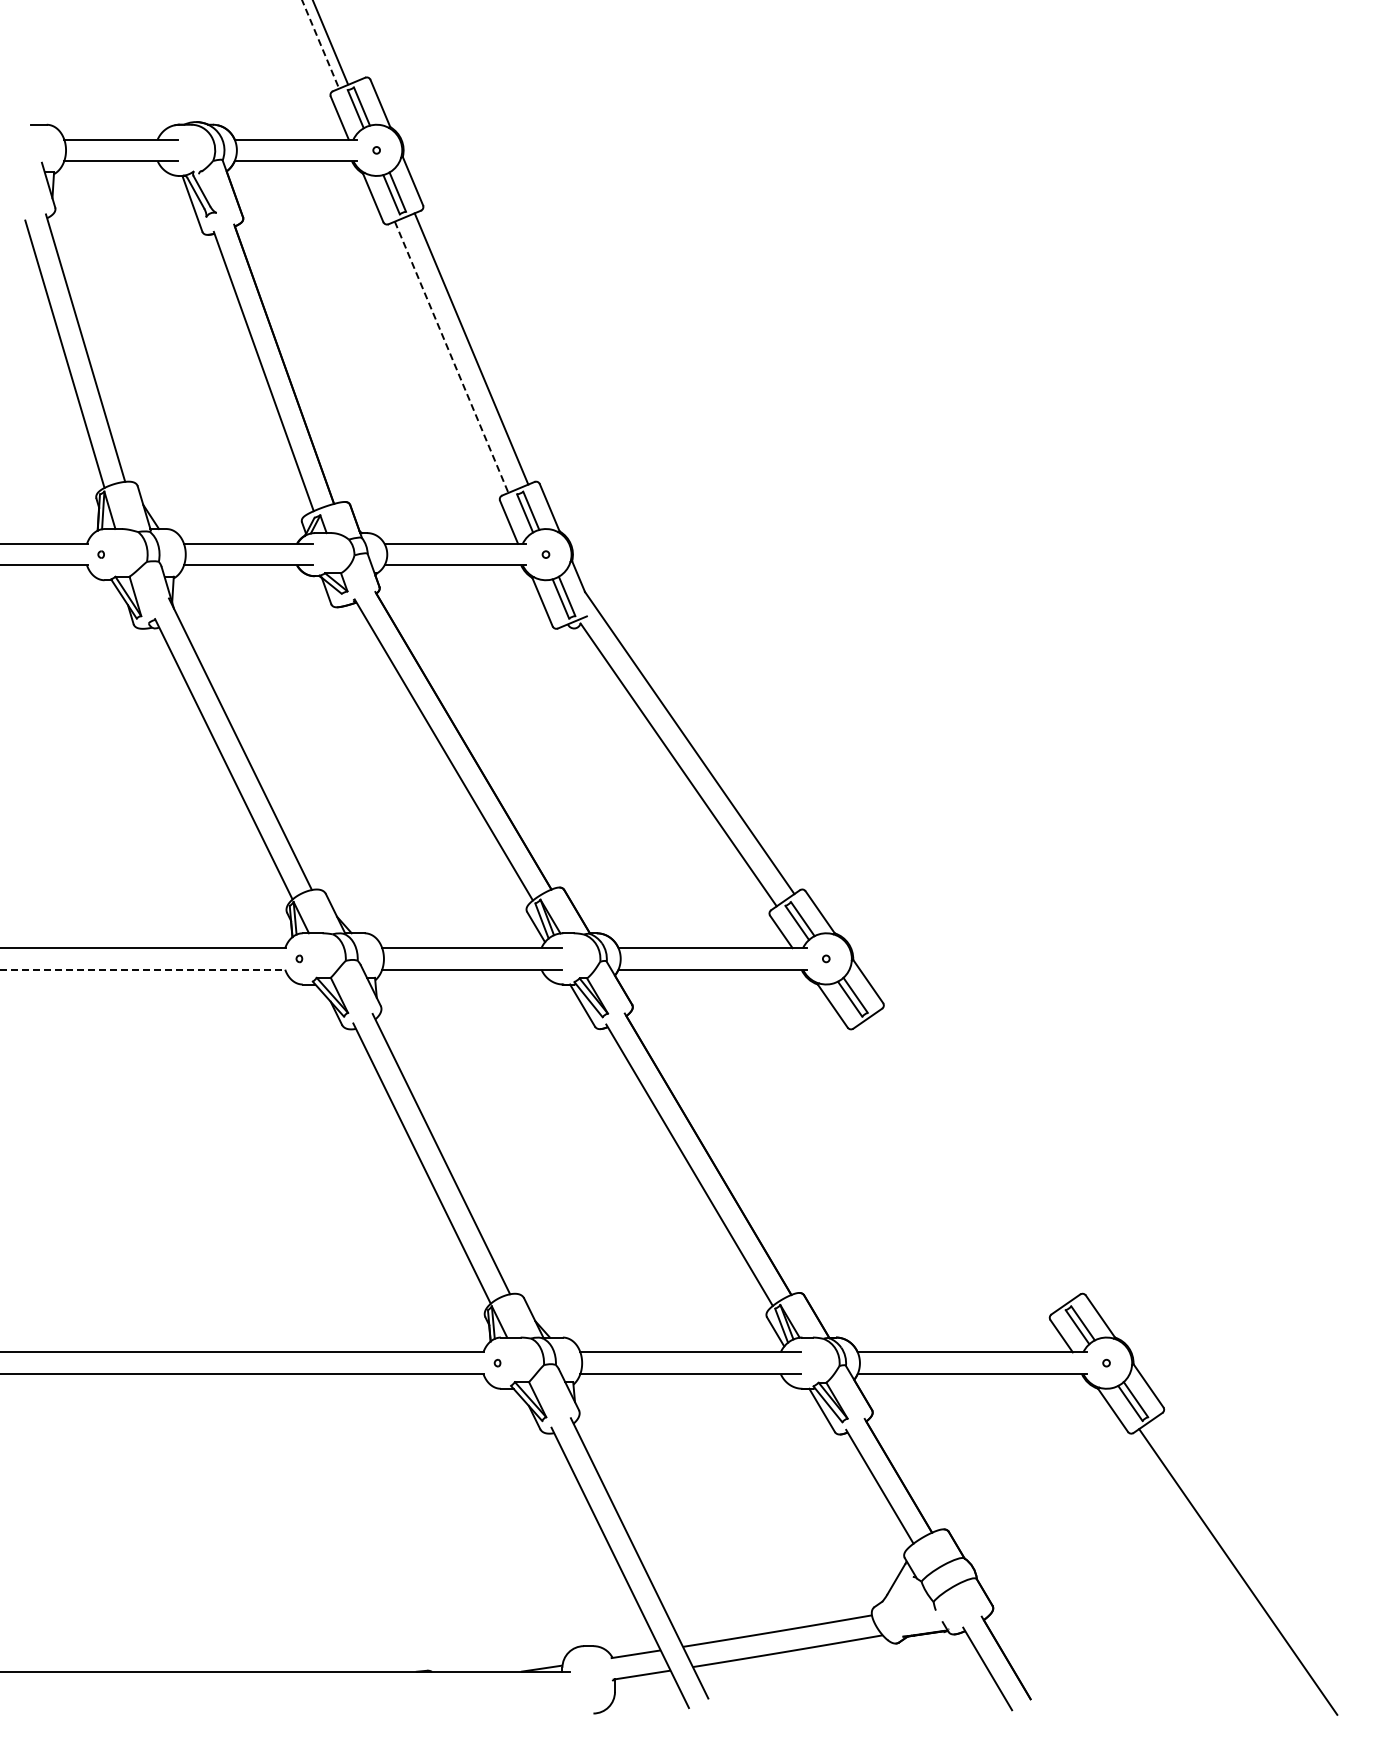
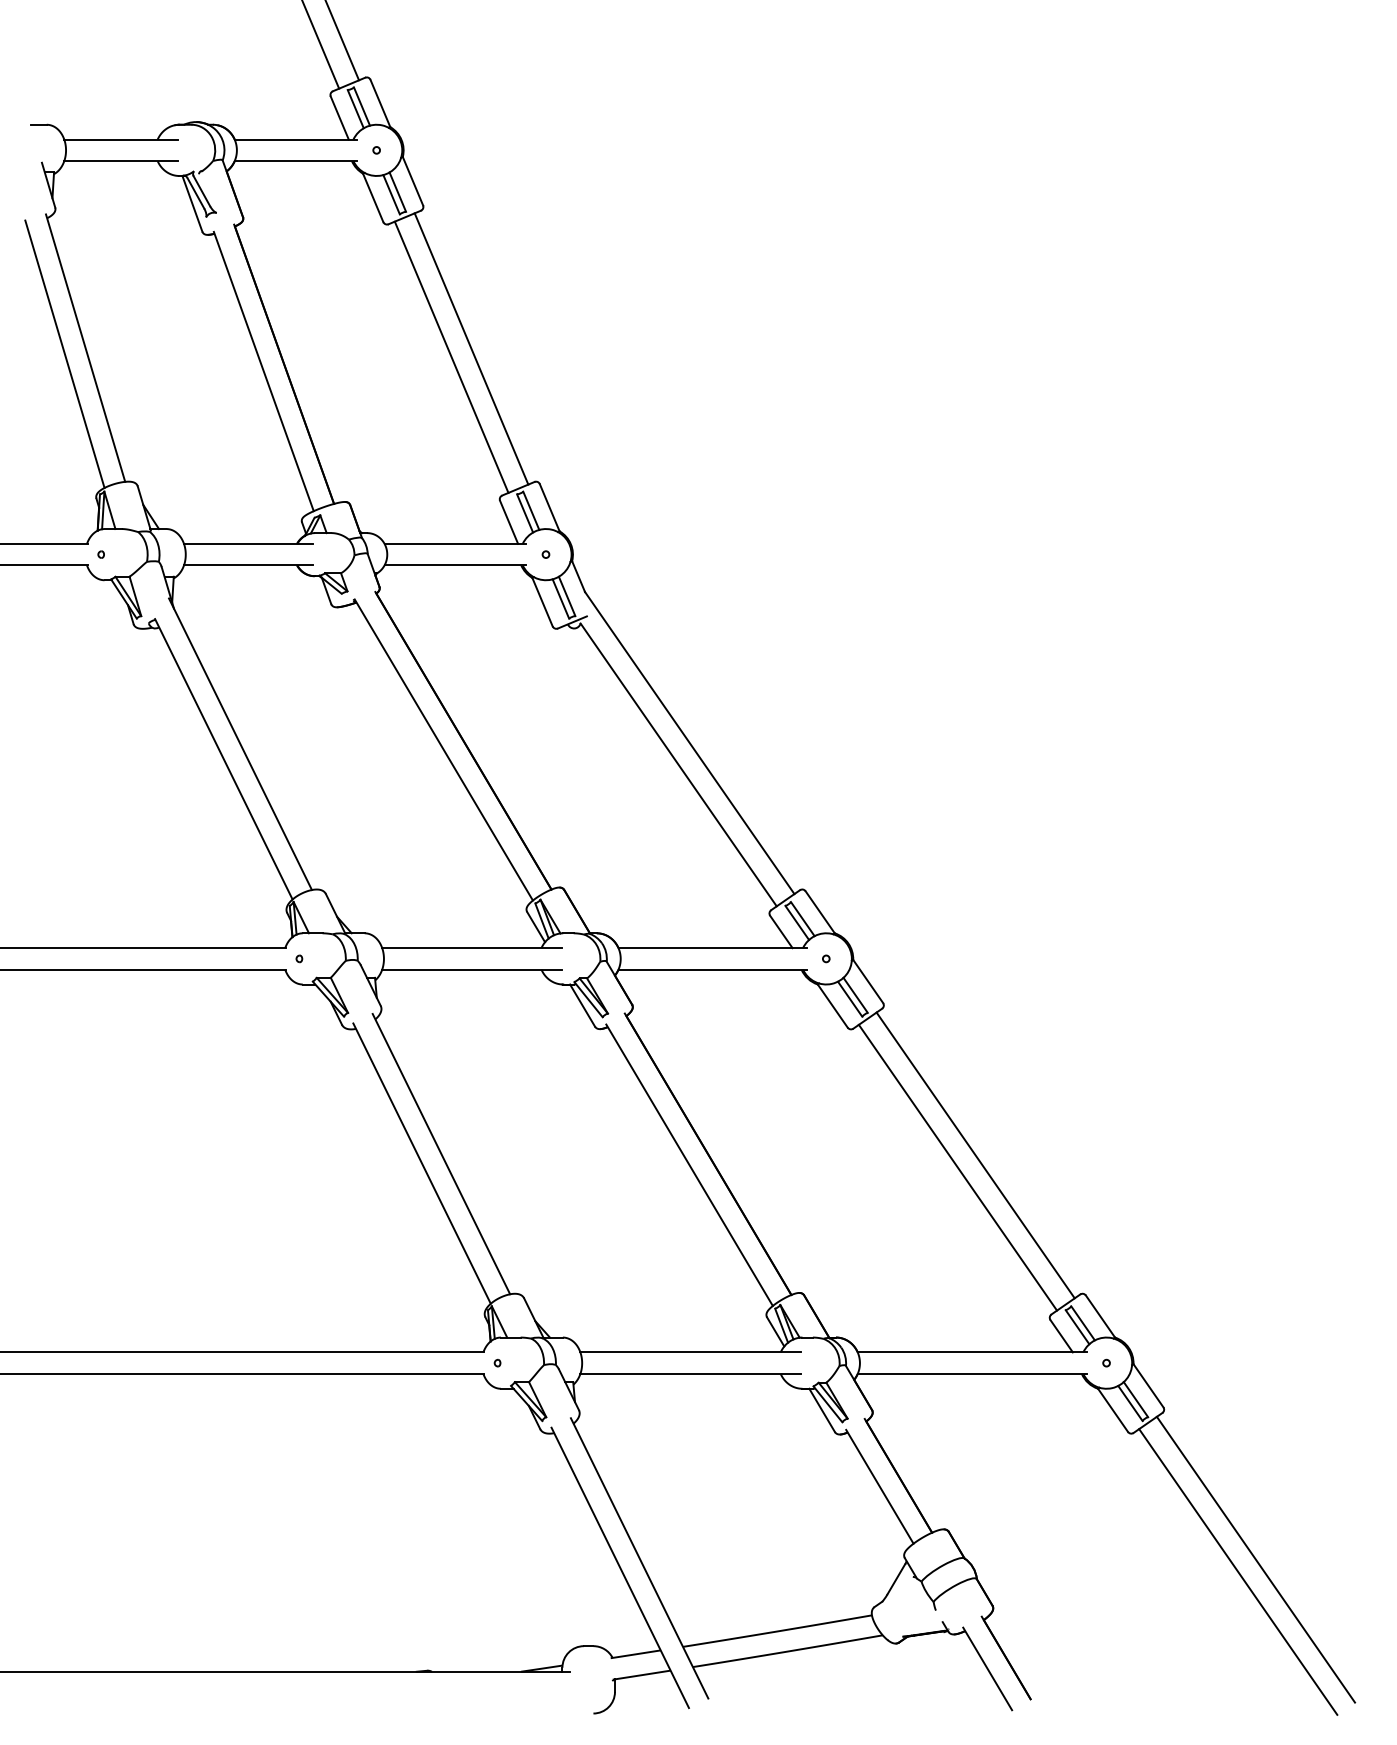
line position: (330, 43) -> (342, 41) (342, 41)
line: dashed -> solid (320, 44)
line: dashed -> solid (451, 357)
line: dashed -> solid (143, 969)
line: none -> present (975, 1155)
line: none -> present (957, 1167)
line: none -> present (1255, 1559)
